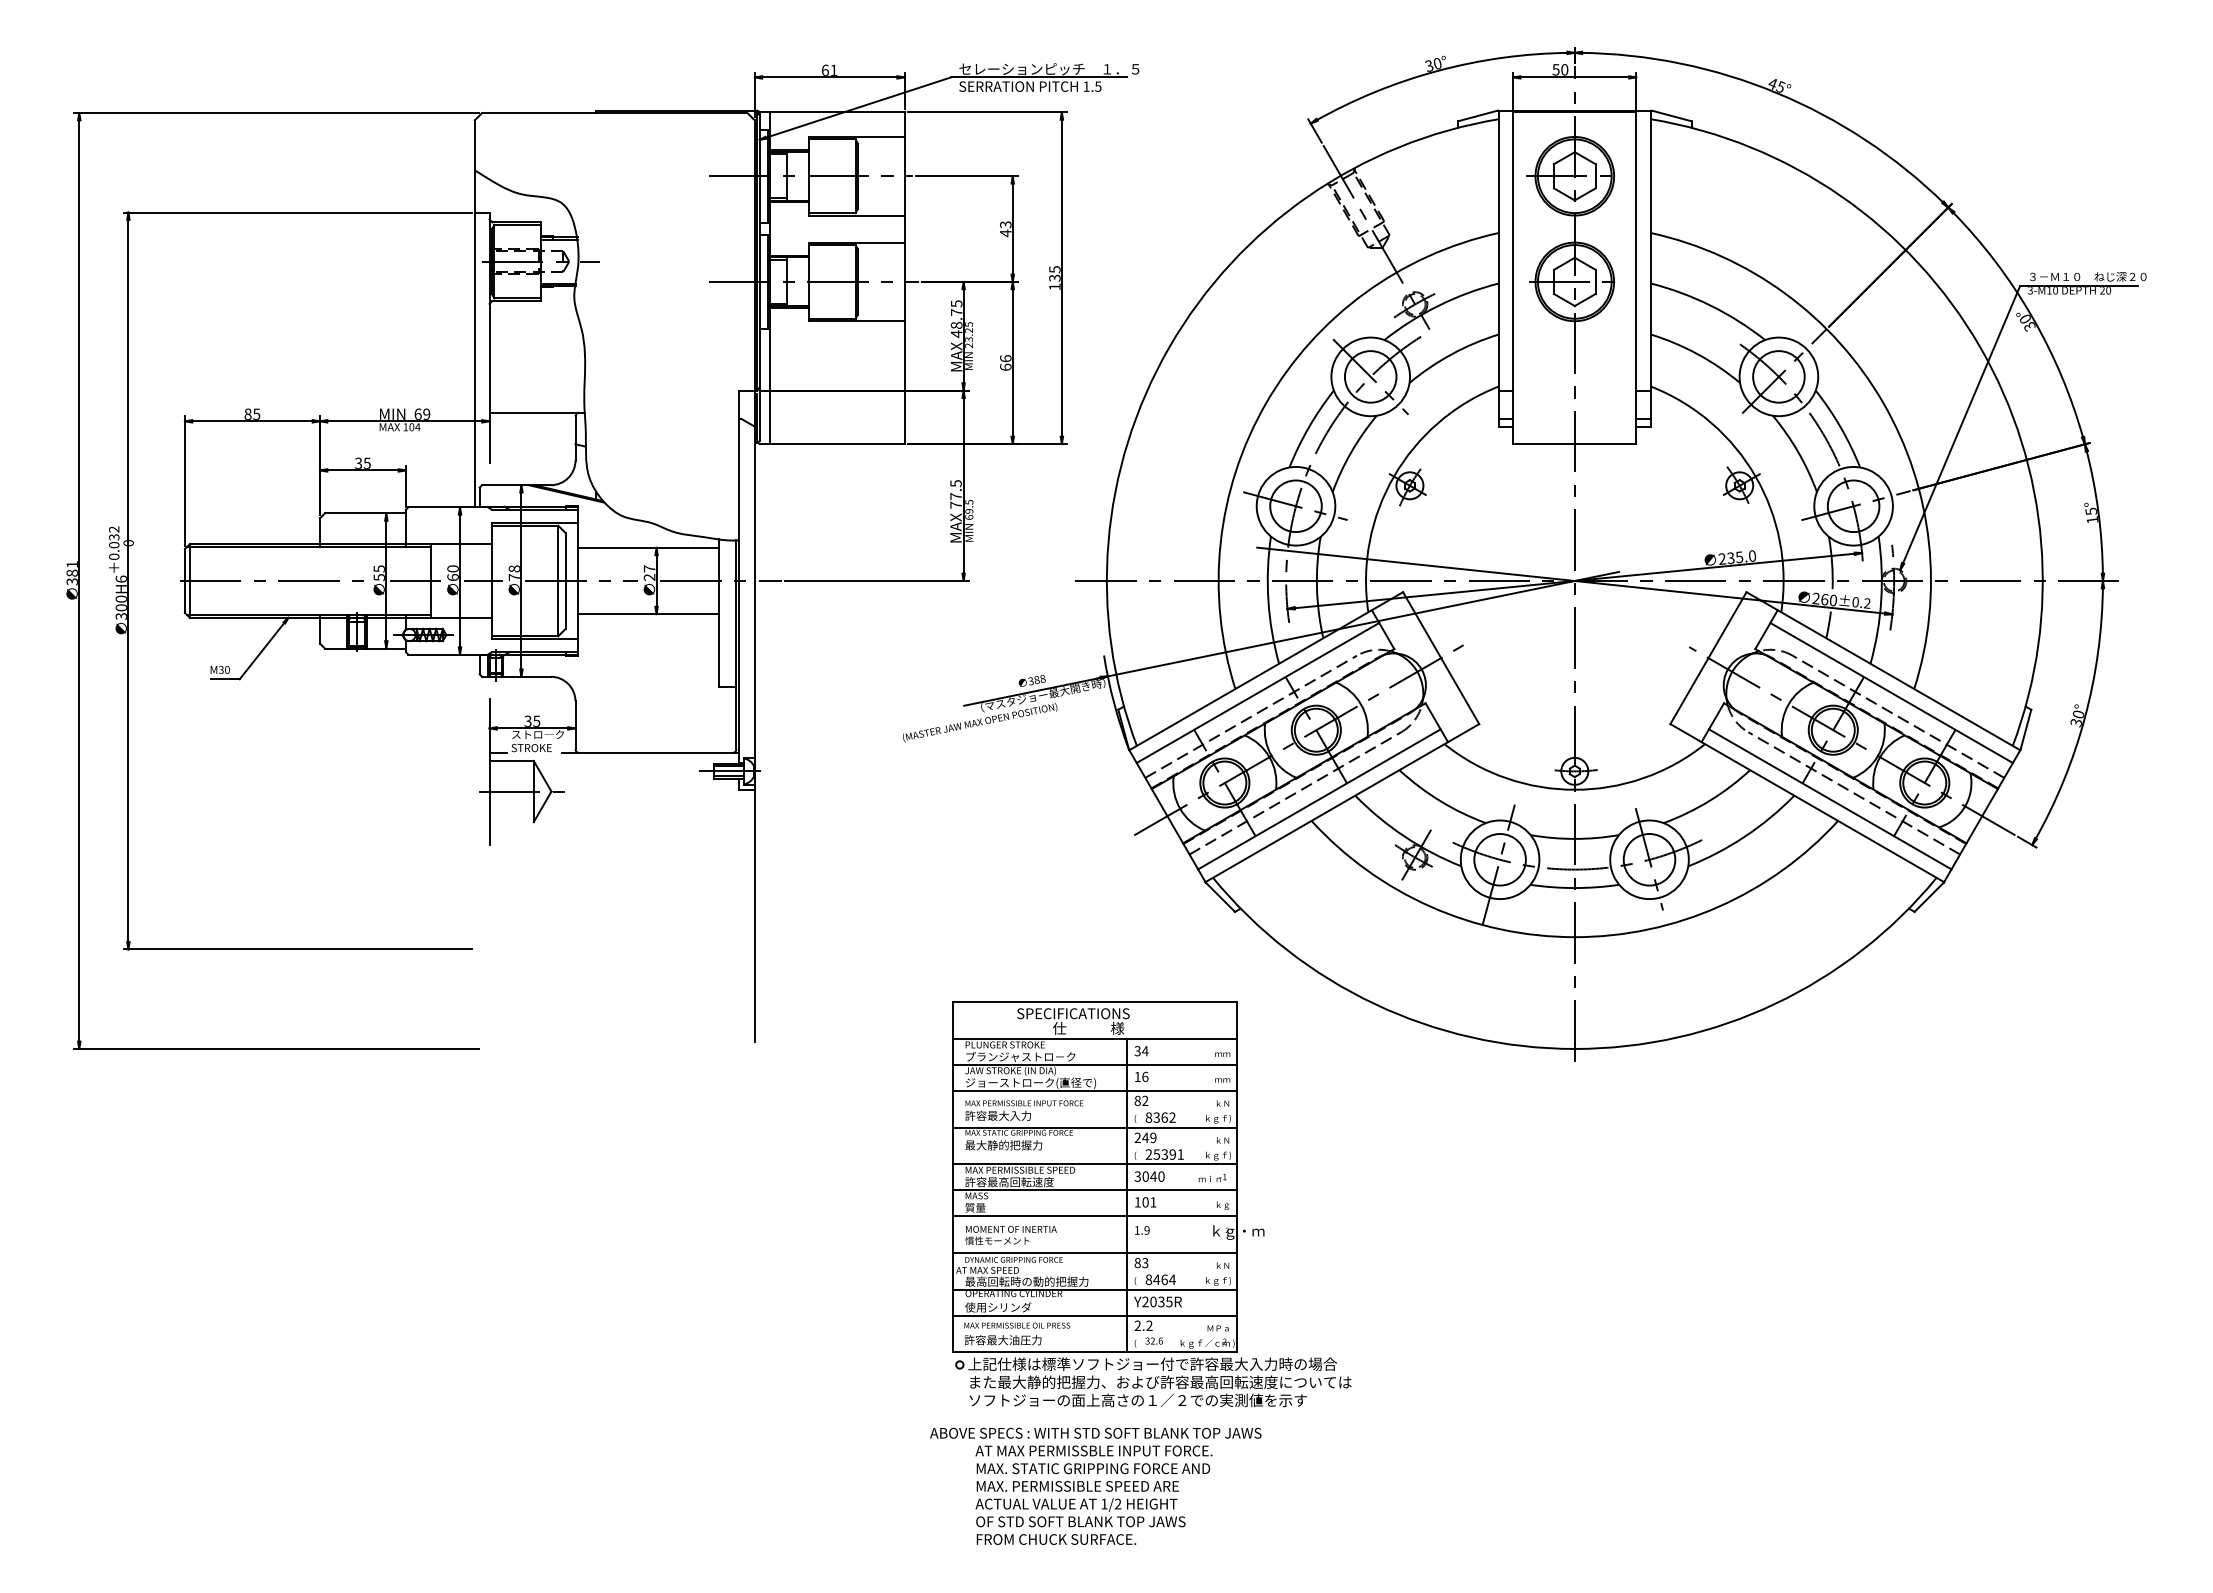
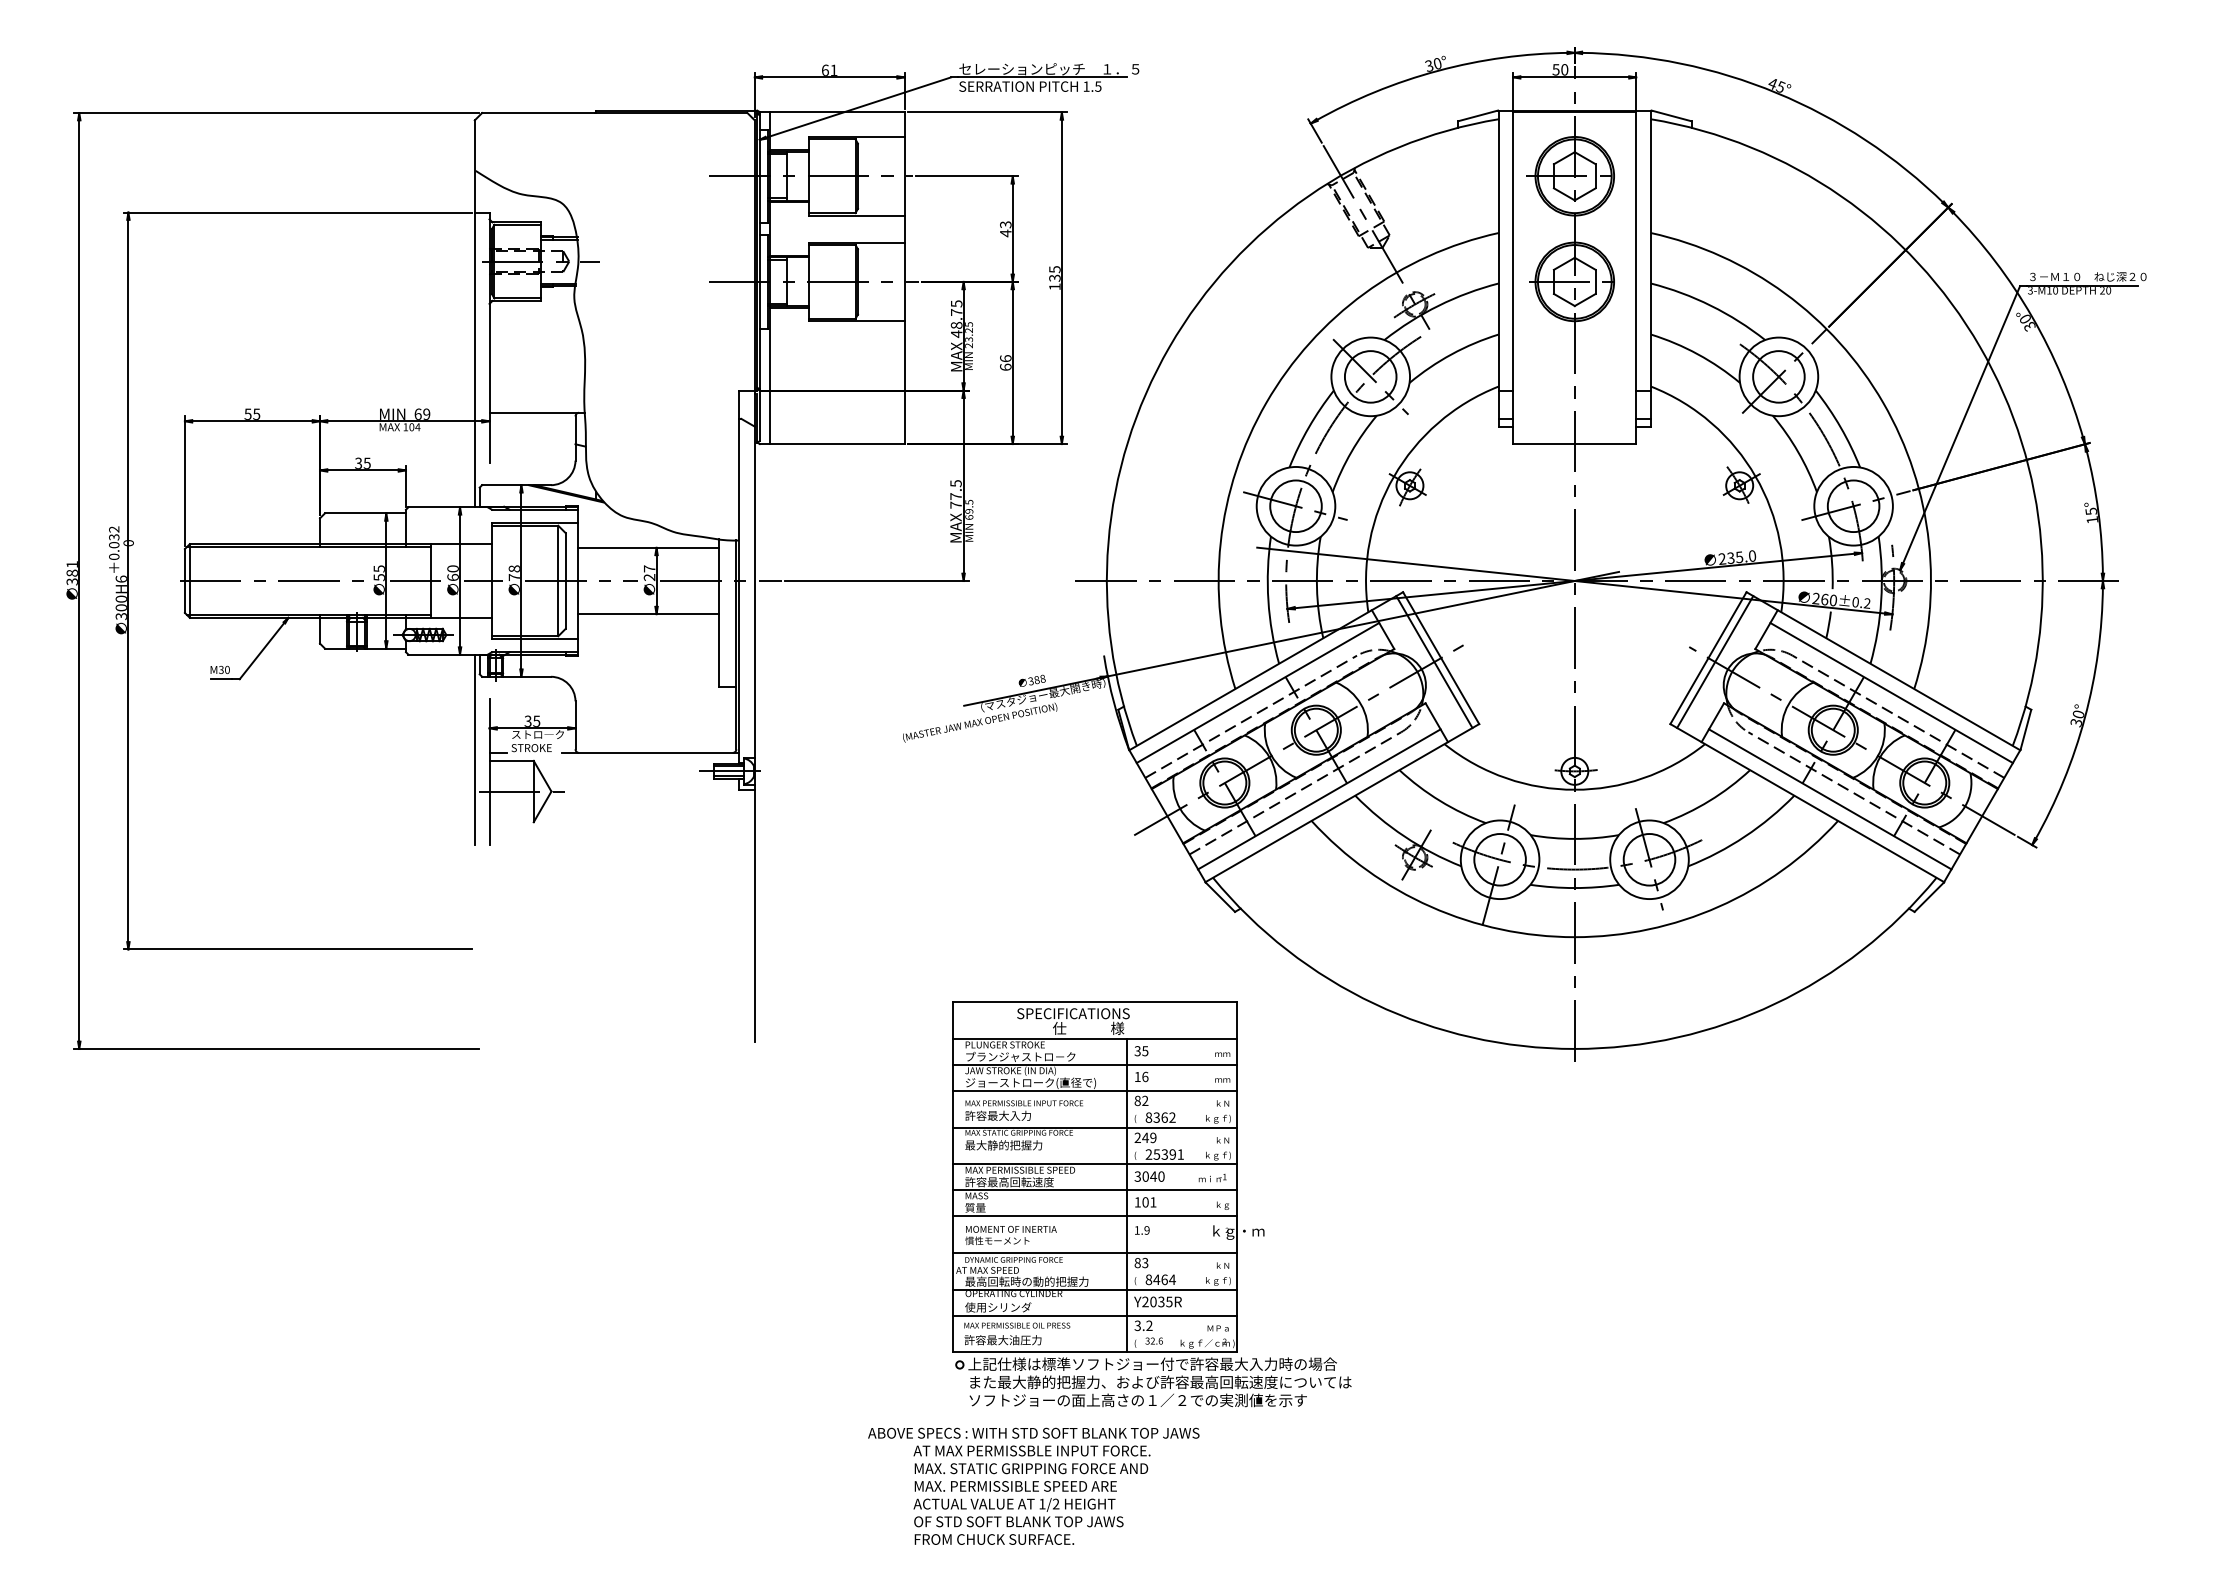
text: 85 -> 55 (247, 413)
line: none -> present (1434, 662)
line: none -> present (1715, 662)
line: none -> present (474, 749)
text: 34 -> 35 (1145, 1051)
text: 2.2 -> 3.2 (1137, 1326)
text position: (1095, 1485) -> (1033, 1485) (1033, 1485)
